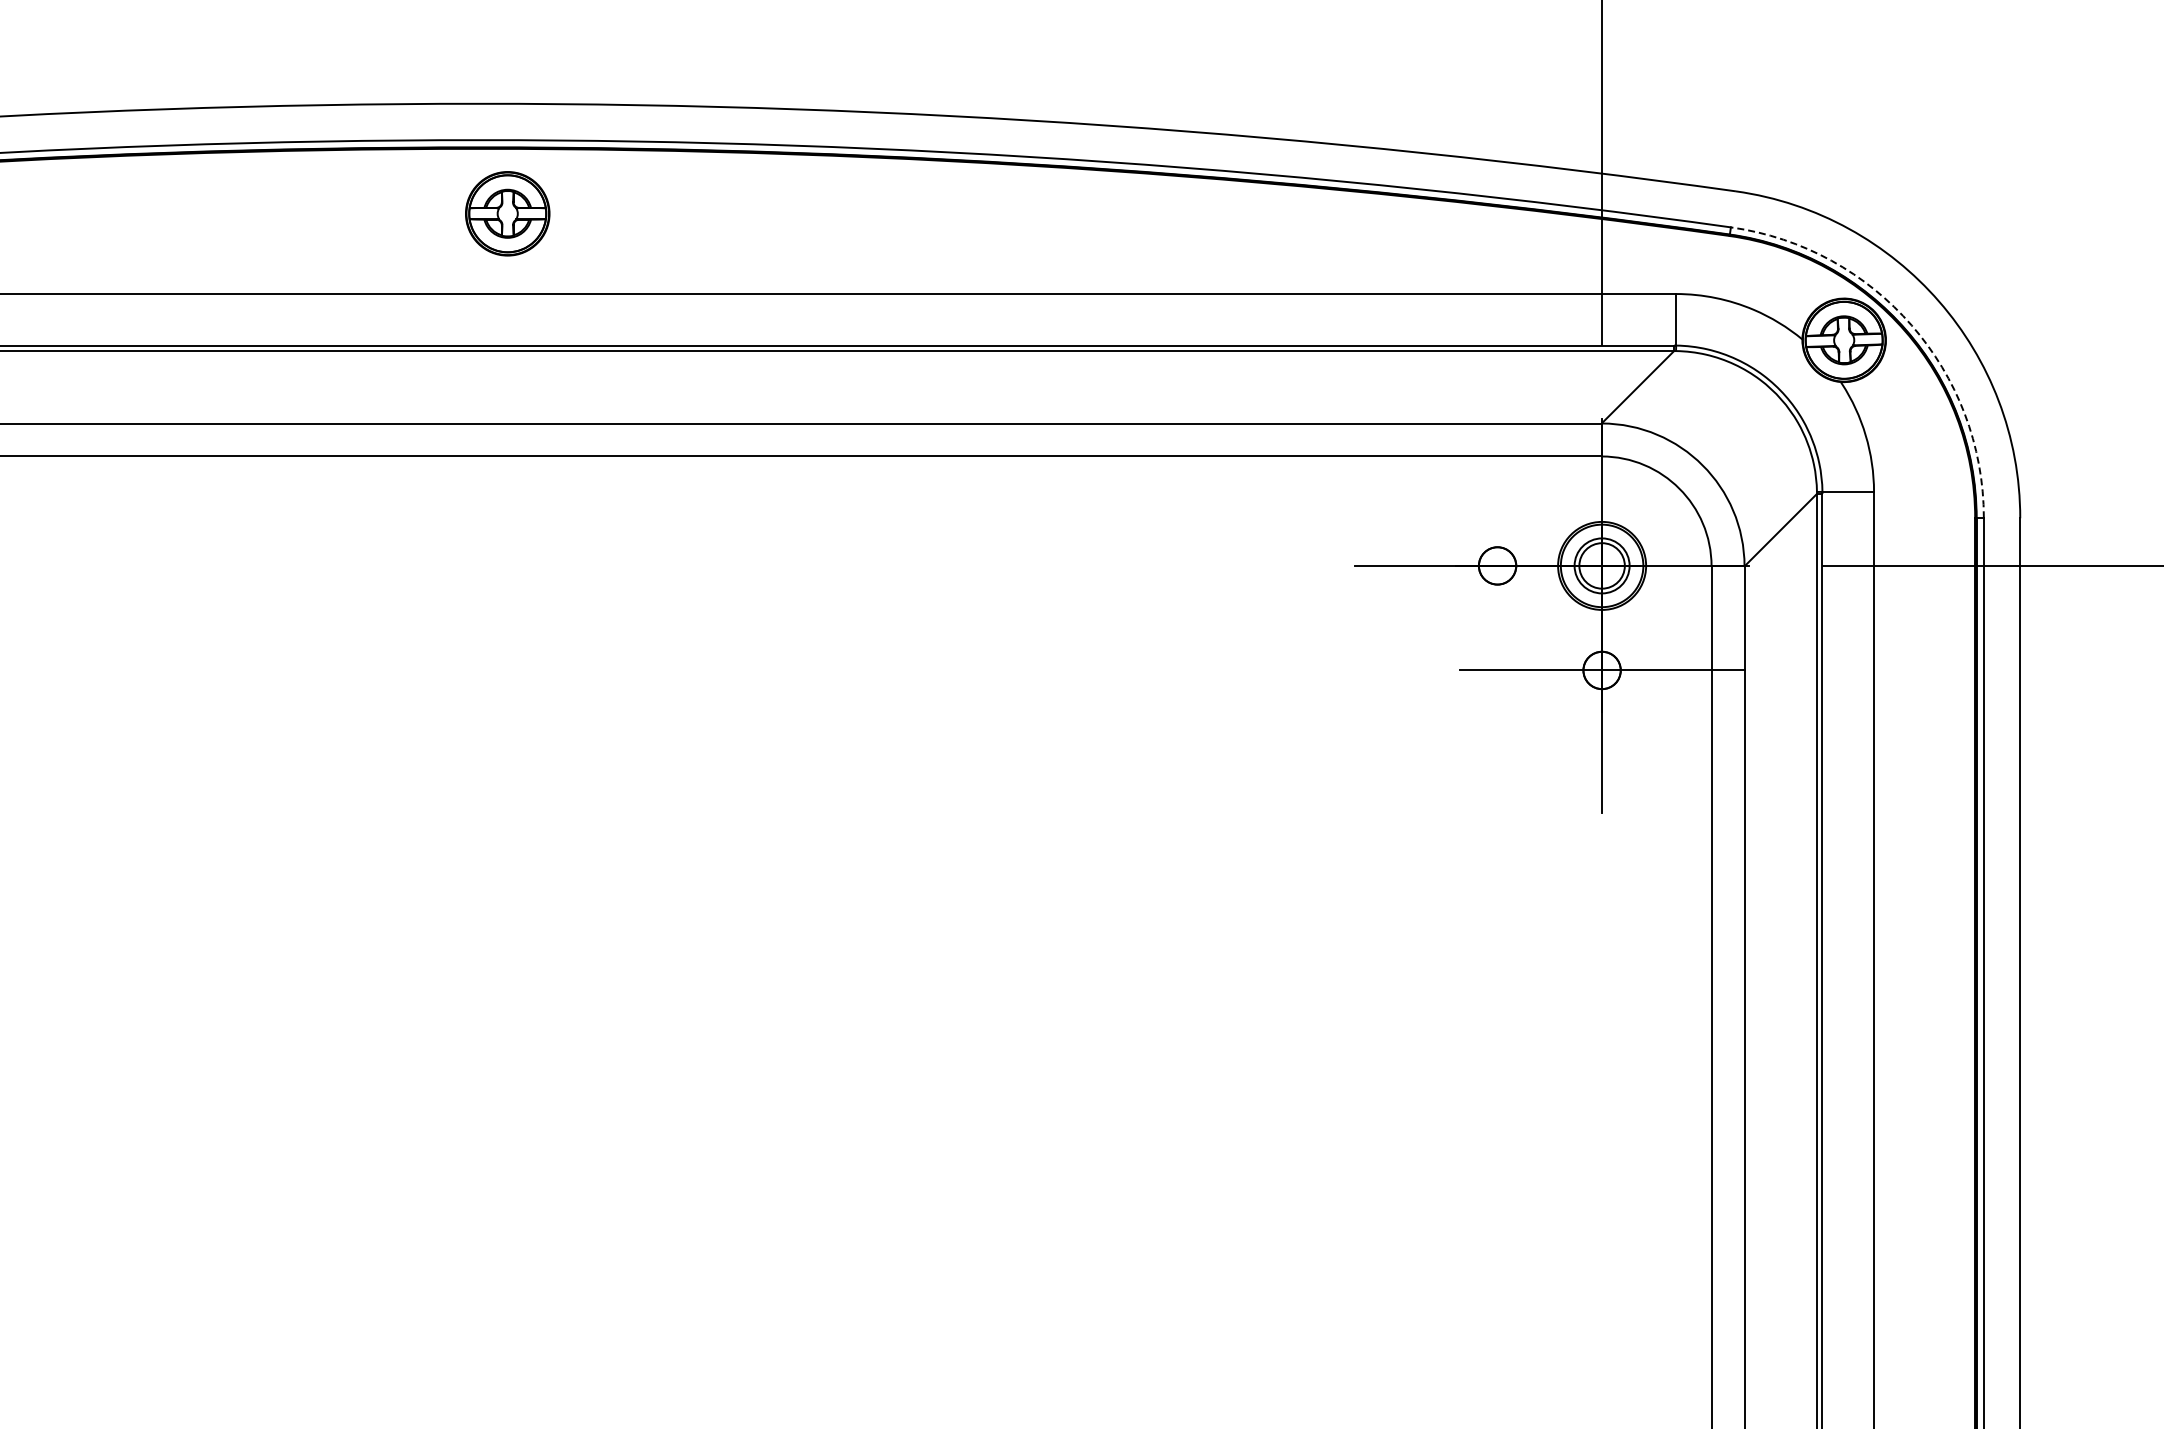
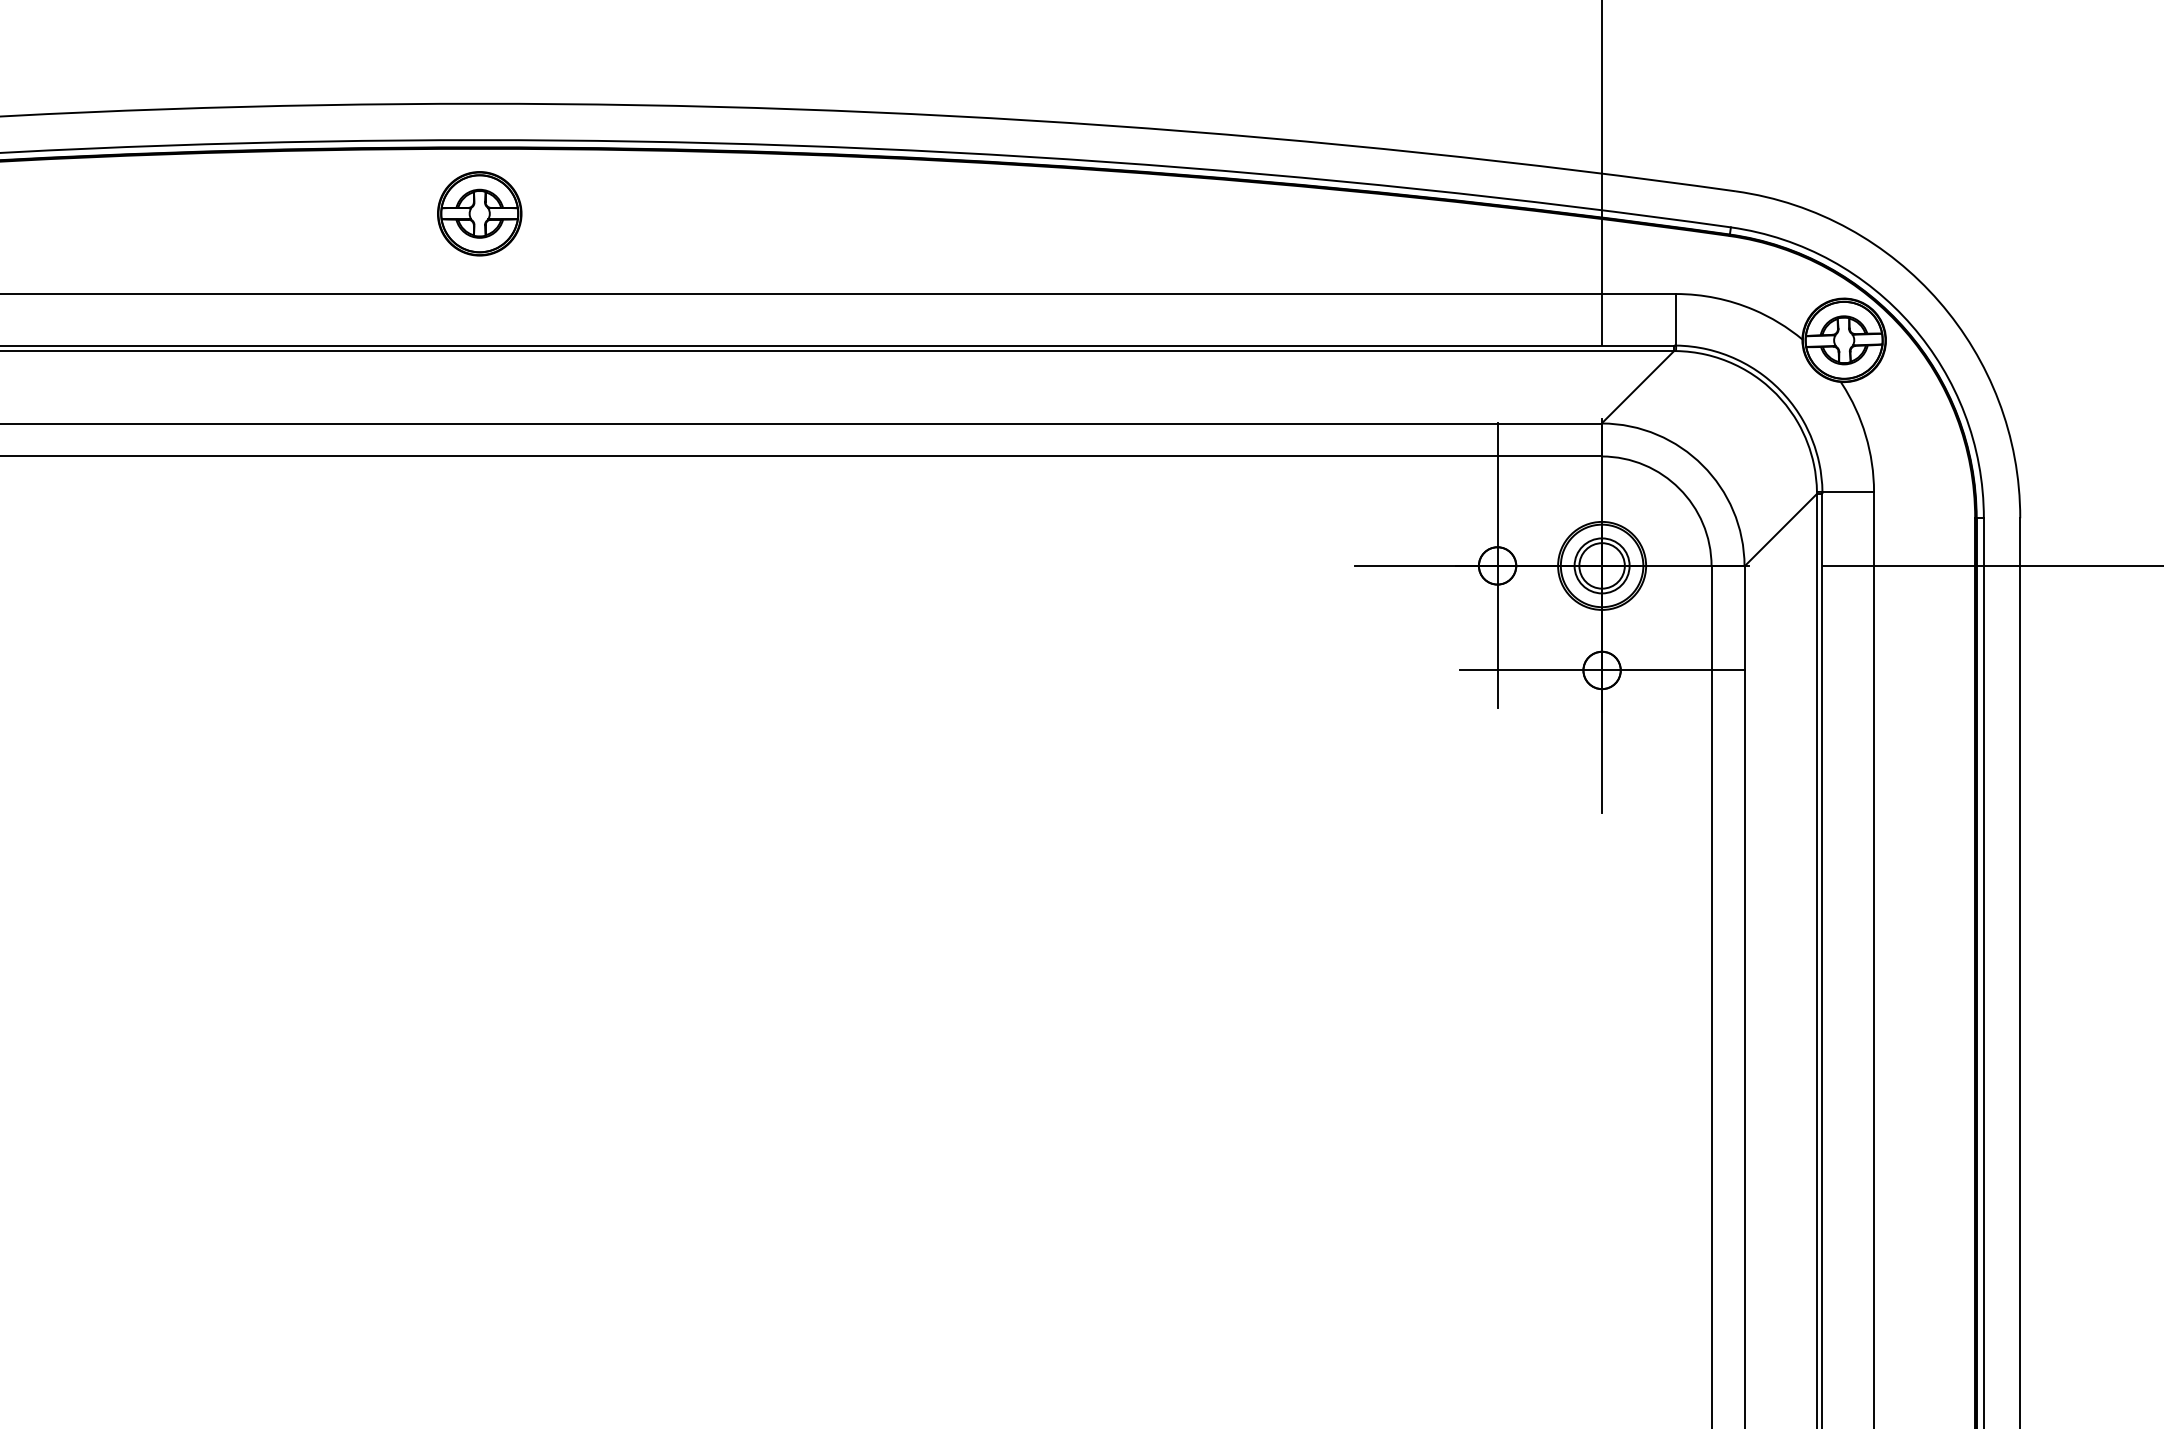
part position: (507, 213) -> (479, 213) (479, 213)
arc: dashed -> solid (1911, 325)
line: none -> present (1497, 565)
